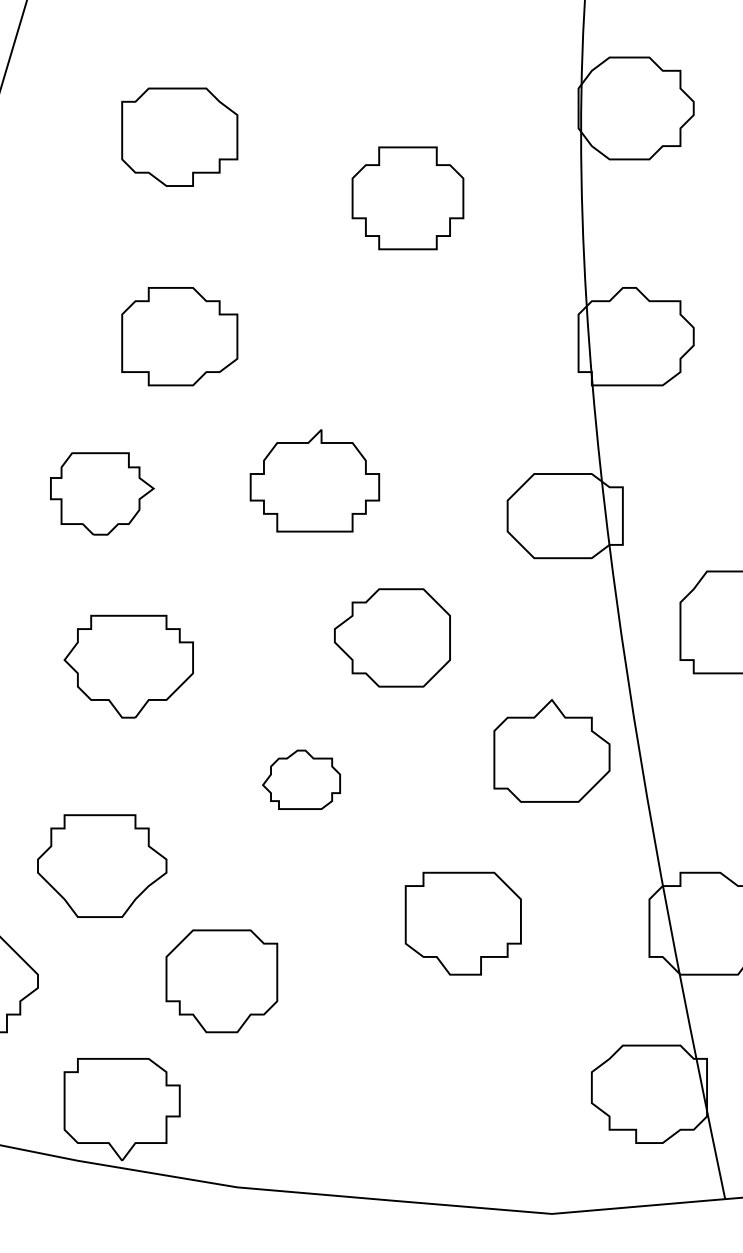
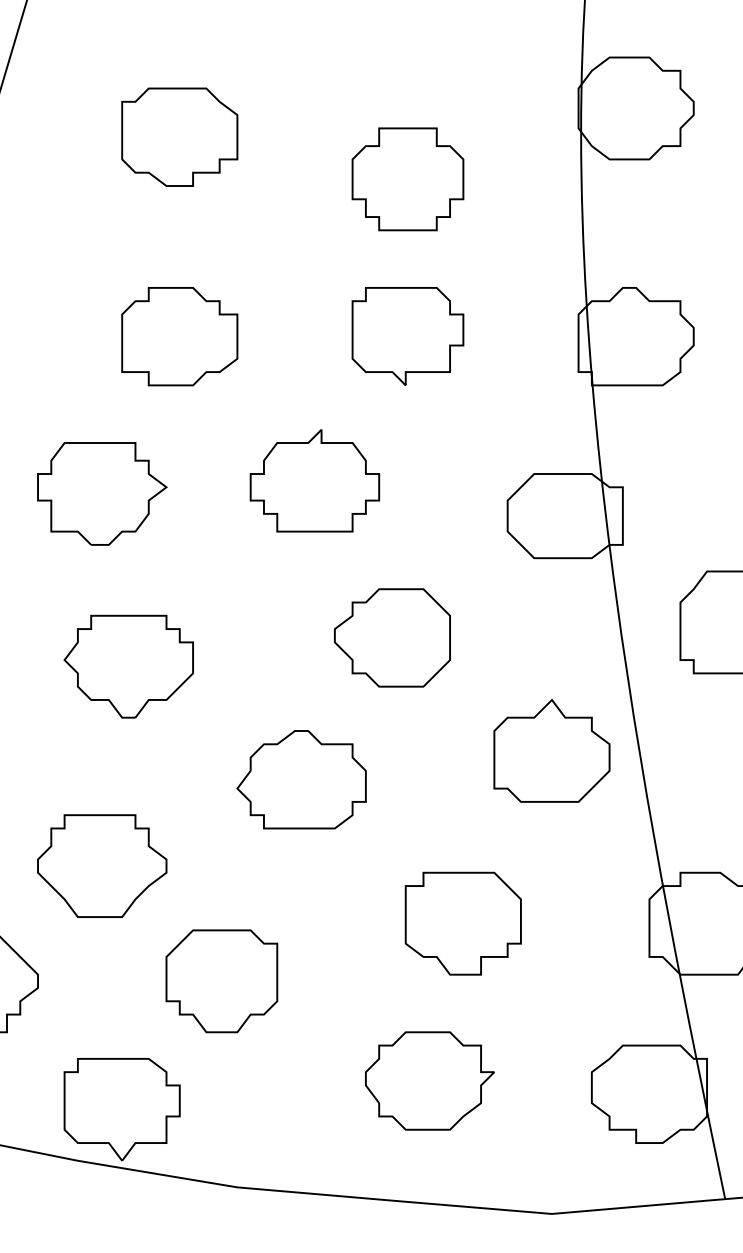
part position: (407, 198) -> (407, 179) (407, 179)
part: none -> present (407, 336)
part size: 105x84 px -> 131x104 px (102, 493)
part size: 79x61 px -> 131x100 px (301, 779)
part: none -> present (429, 1080)
